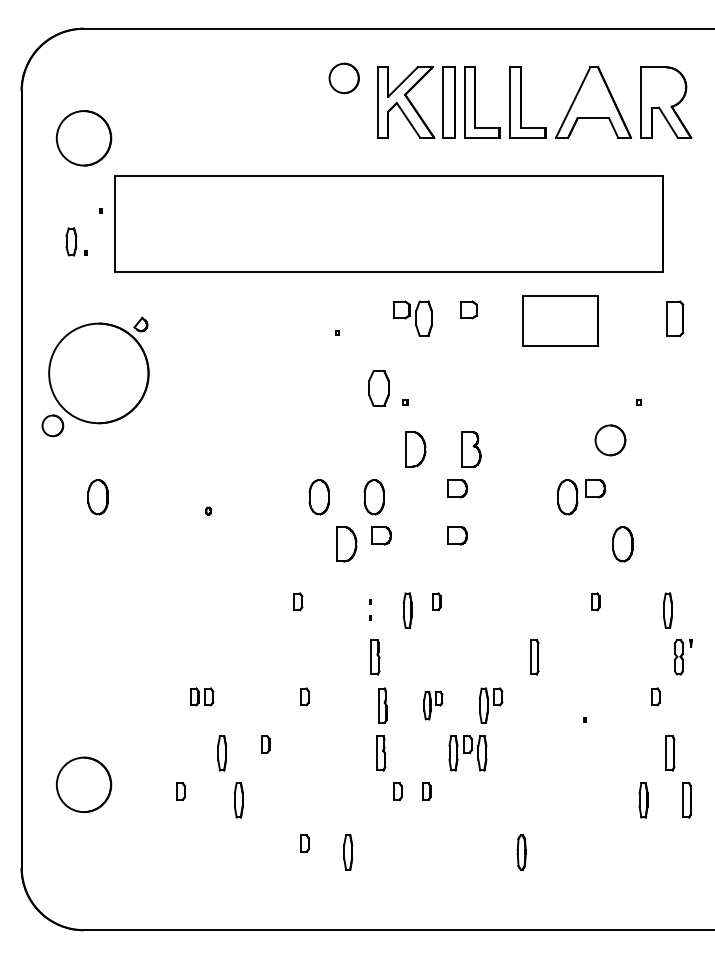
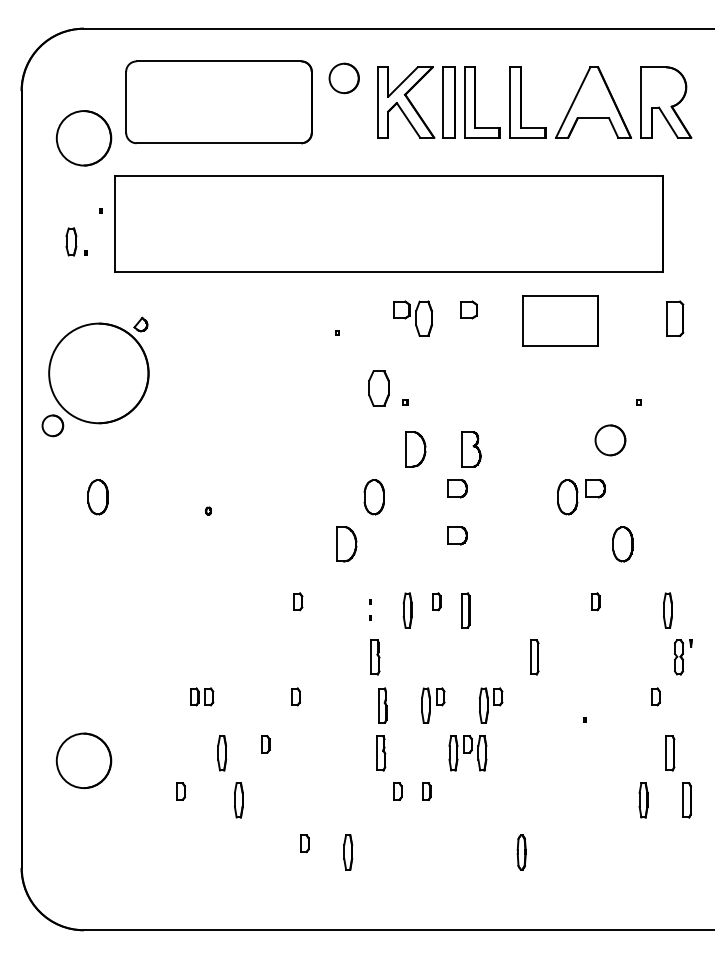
part: none -> present (218, 102)
part: present -> none (318, 497)
part: present -> none (381, 535)
part: none -> present (465, 610)
part position: (304, 696) -> (295, 696) (295, 696)
part size: 21x31 px -> 25x37 px (433, 705)
part position: (83, 784) -> (83, 760) (83, 760)
